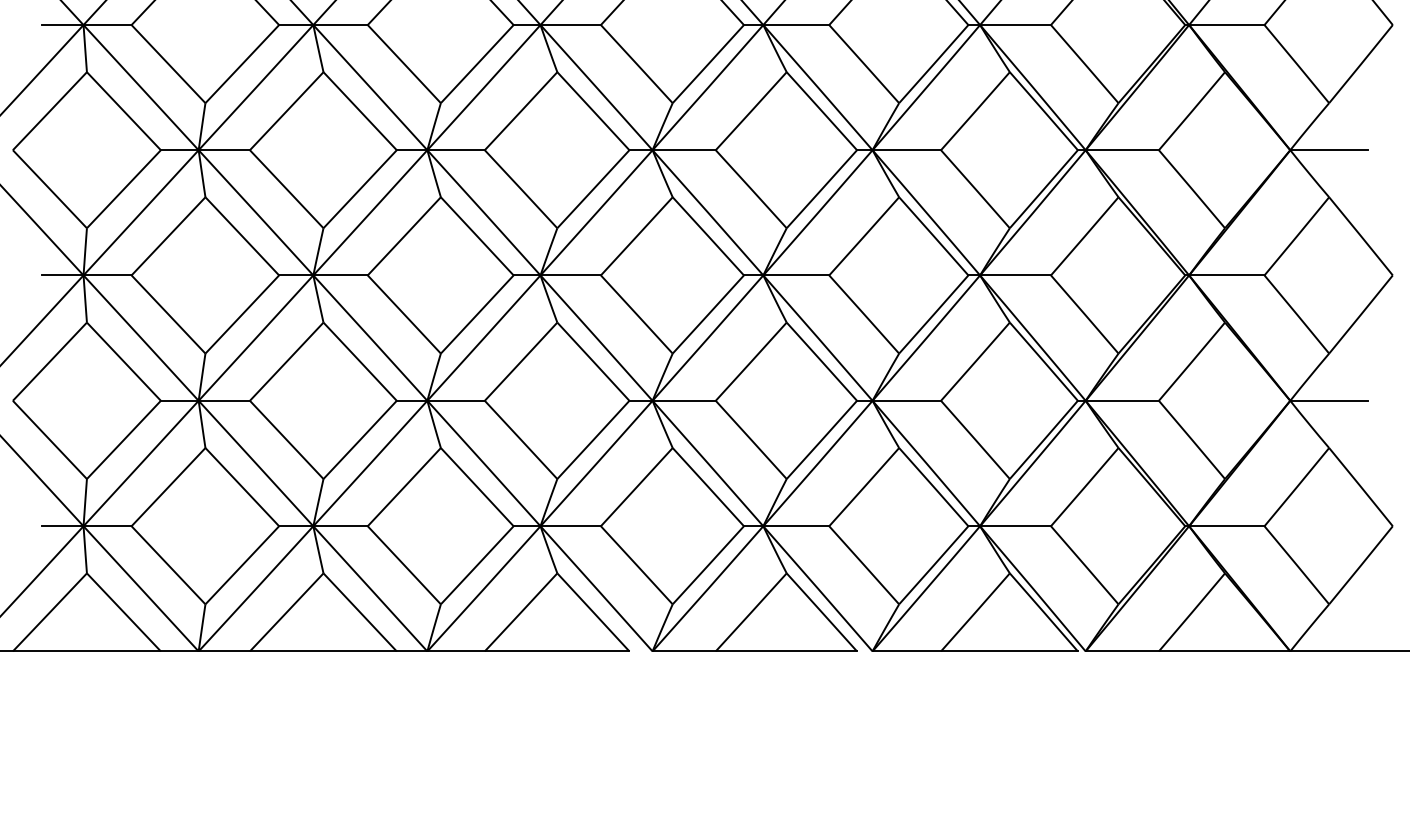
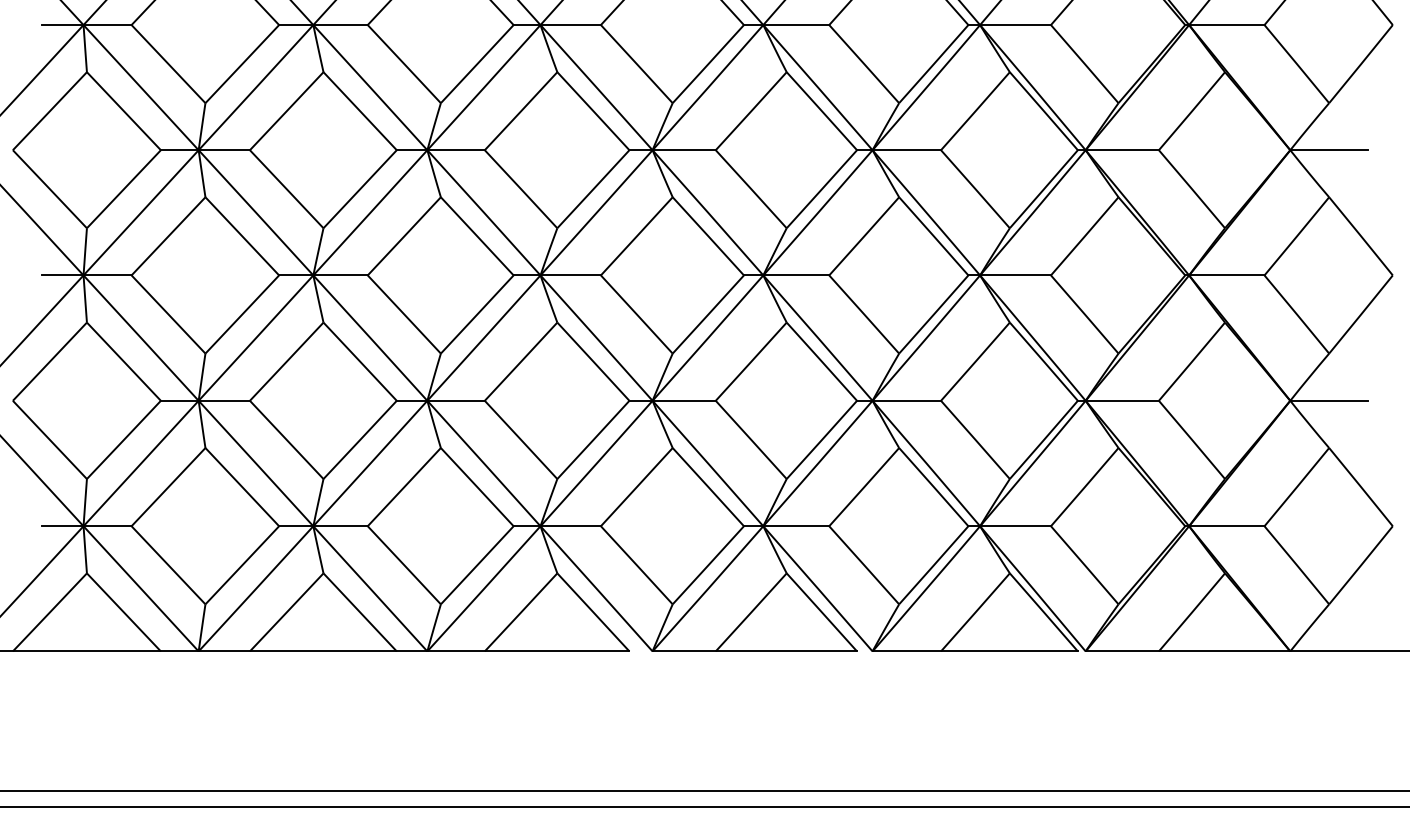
line: none -> present (704, 791)
line: none -> present (704, 806)
